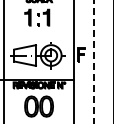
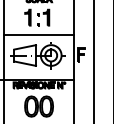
line: none -> present (38, 34)
line: dashed -> solid (93, 61)
